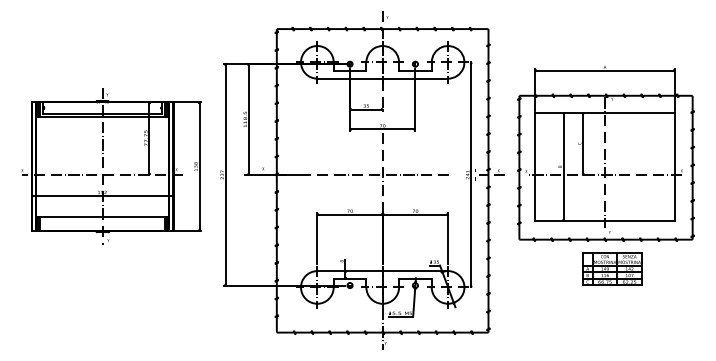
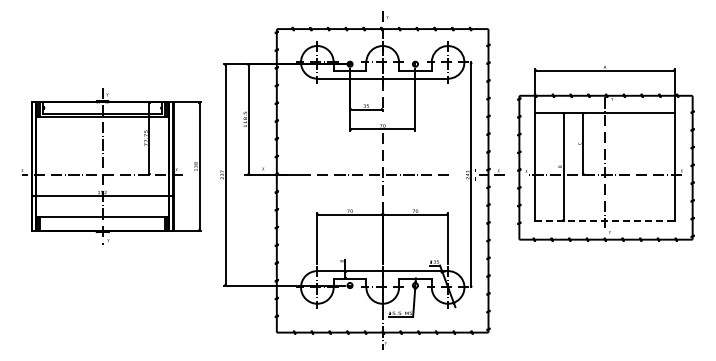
line: solid -> dashed (605, 220)
part: present -> none (612, 268)
